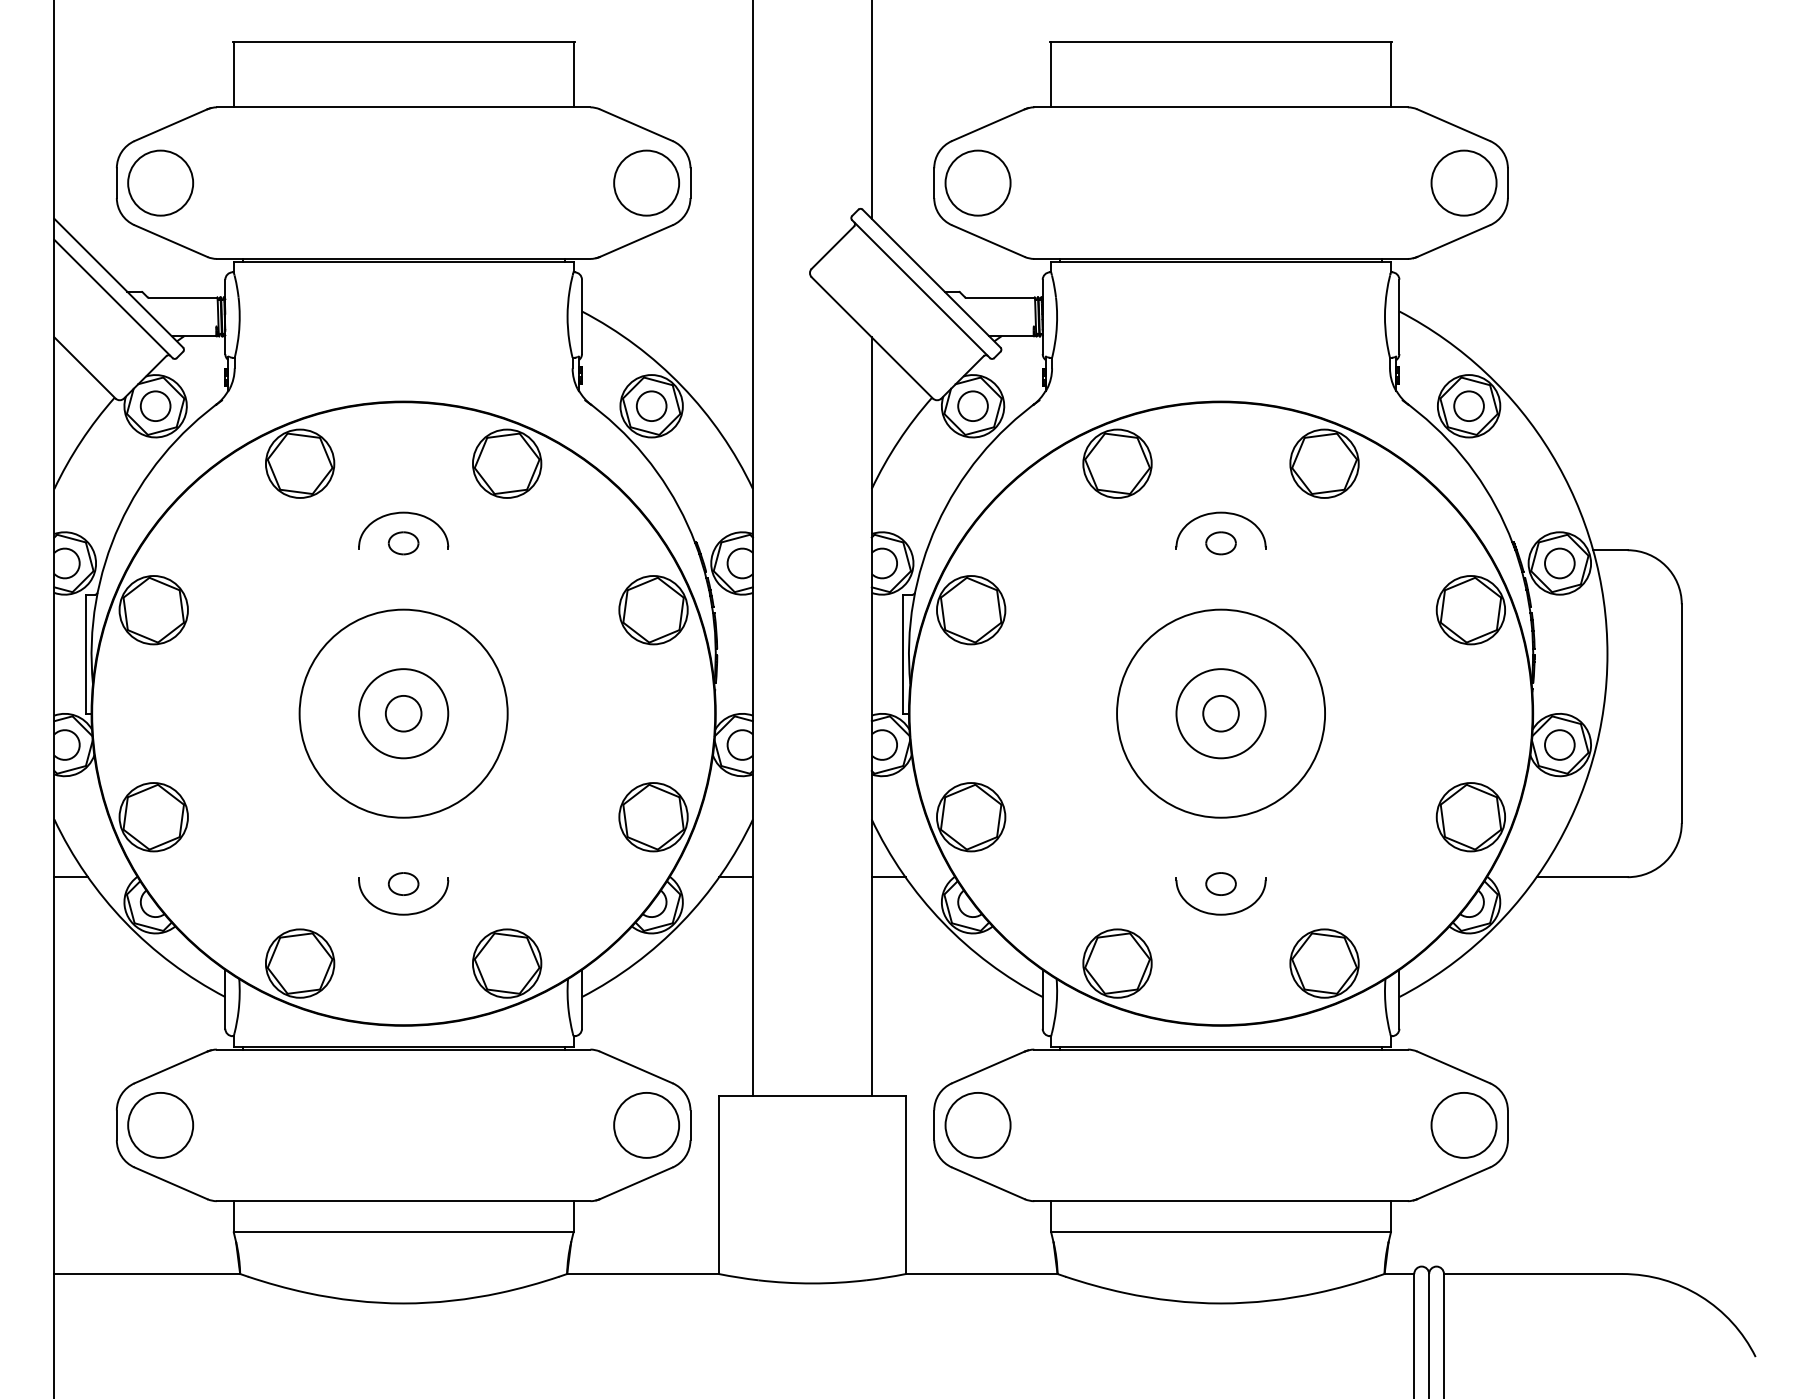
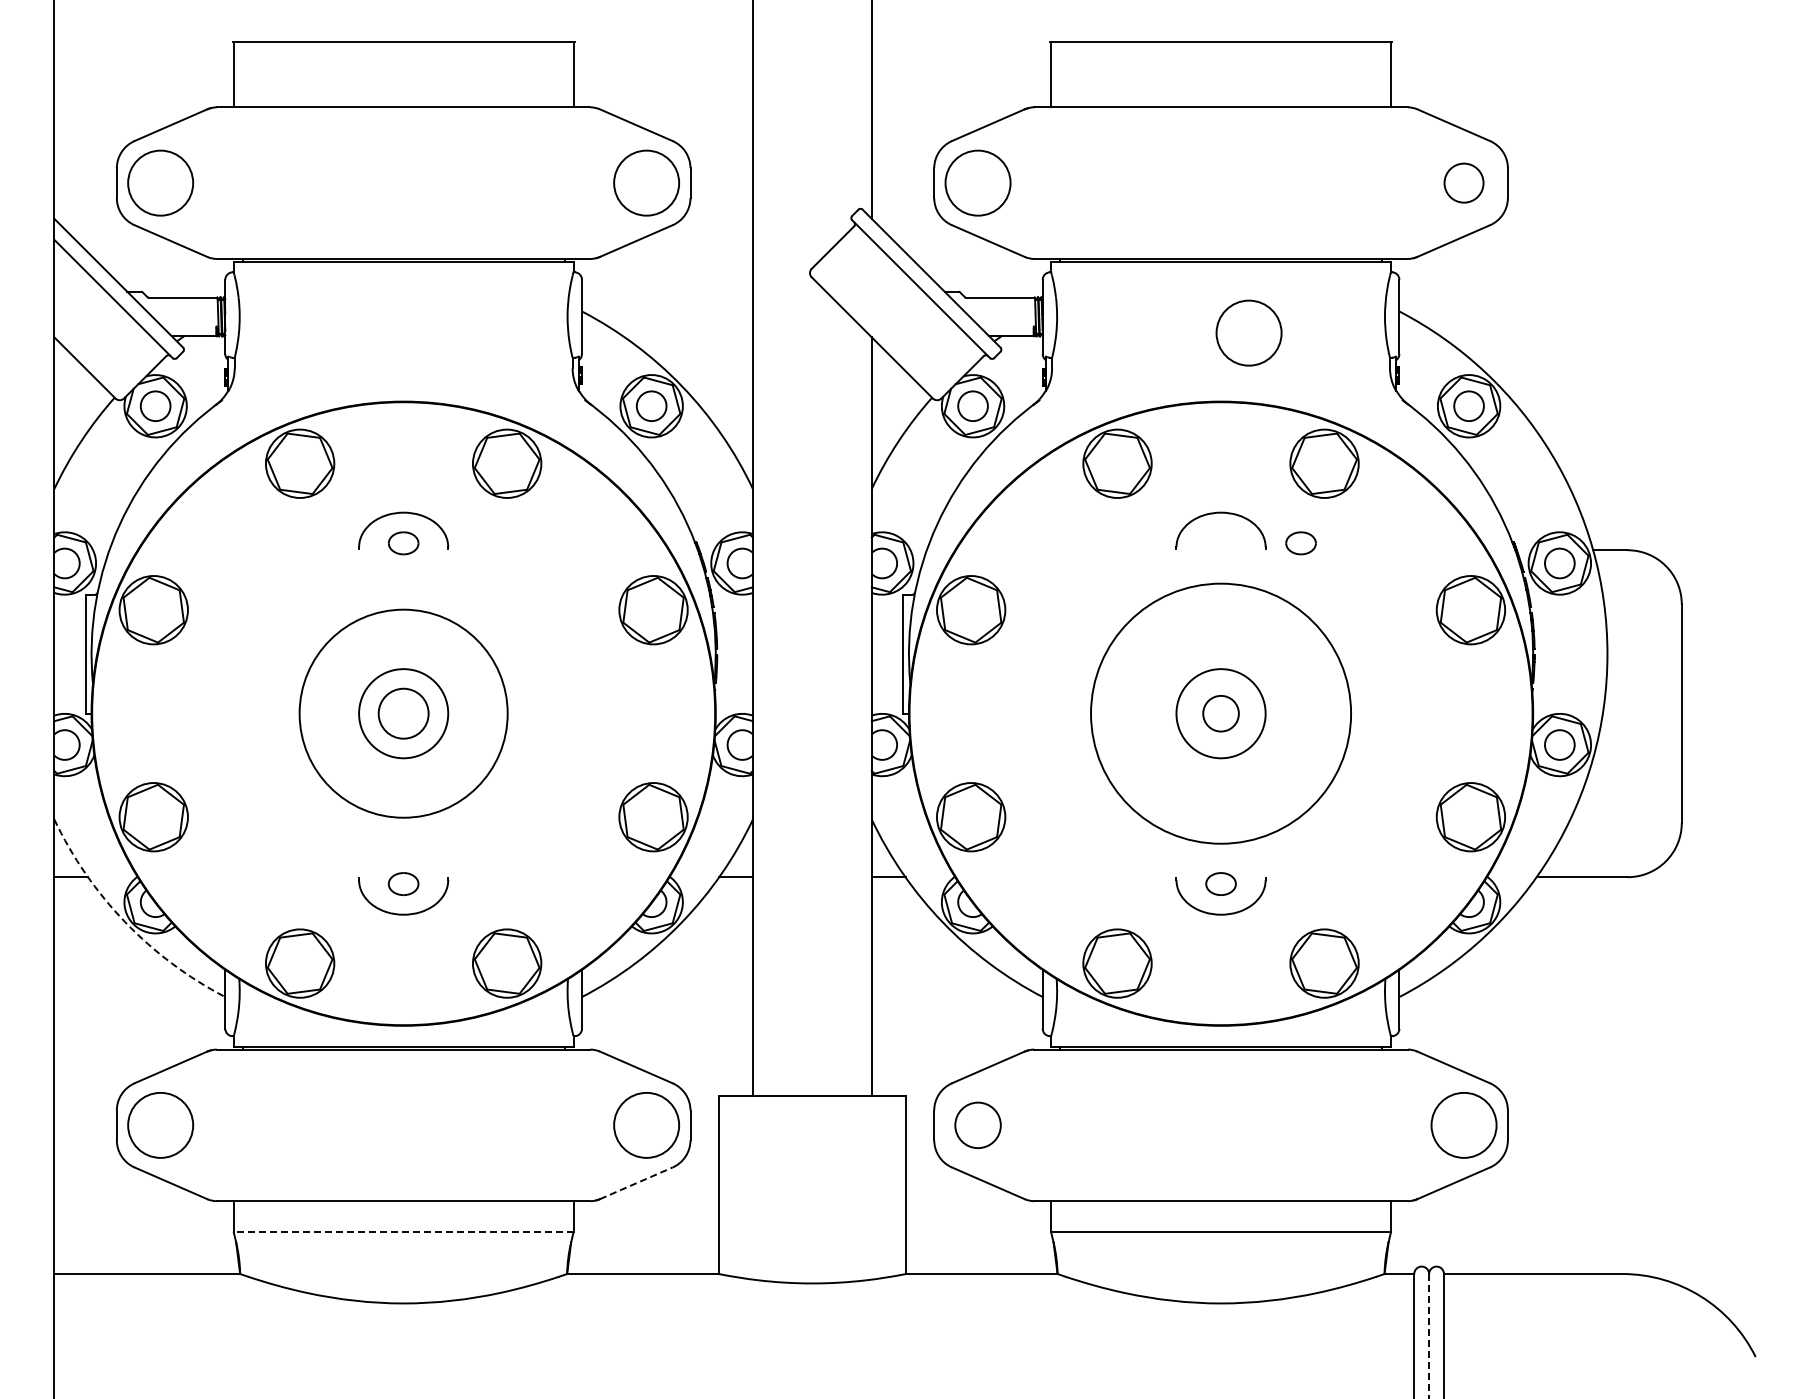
circle diameter: 65 px -> 39 px (1463, 182)
circle: none -> present (1248, 332)
part position: (1220, 543) -> (1300, 543) (1300, 543)
circle diameter: 36 px -> 50 px (403, 713)
circle diameter: 208 px -> 260 px (1221, 713)
arc: solid -> dashed (125, 922)
circle diameter: 65 px -> 46 px (977, 1125)
line: solid -> dashed (636, 1183)
line: solid -> dashed (403, 1232)
line: solid -> dashed (1429, 1336)
